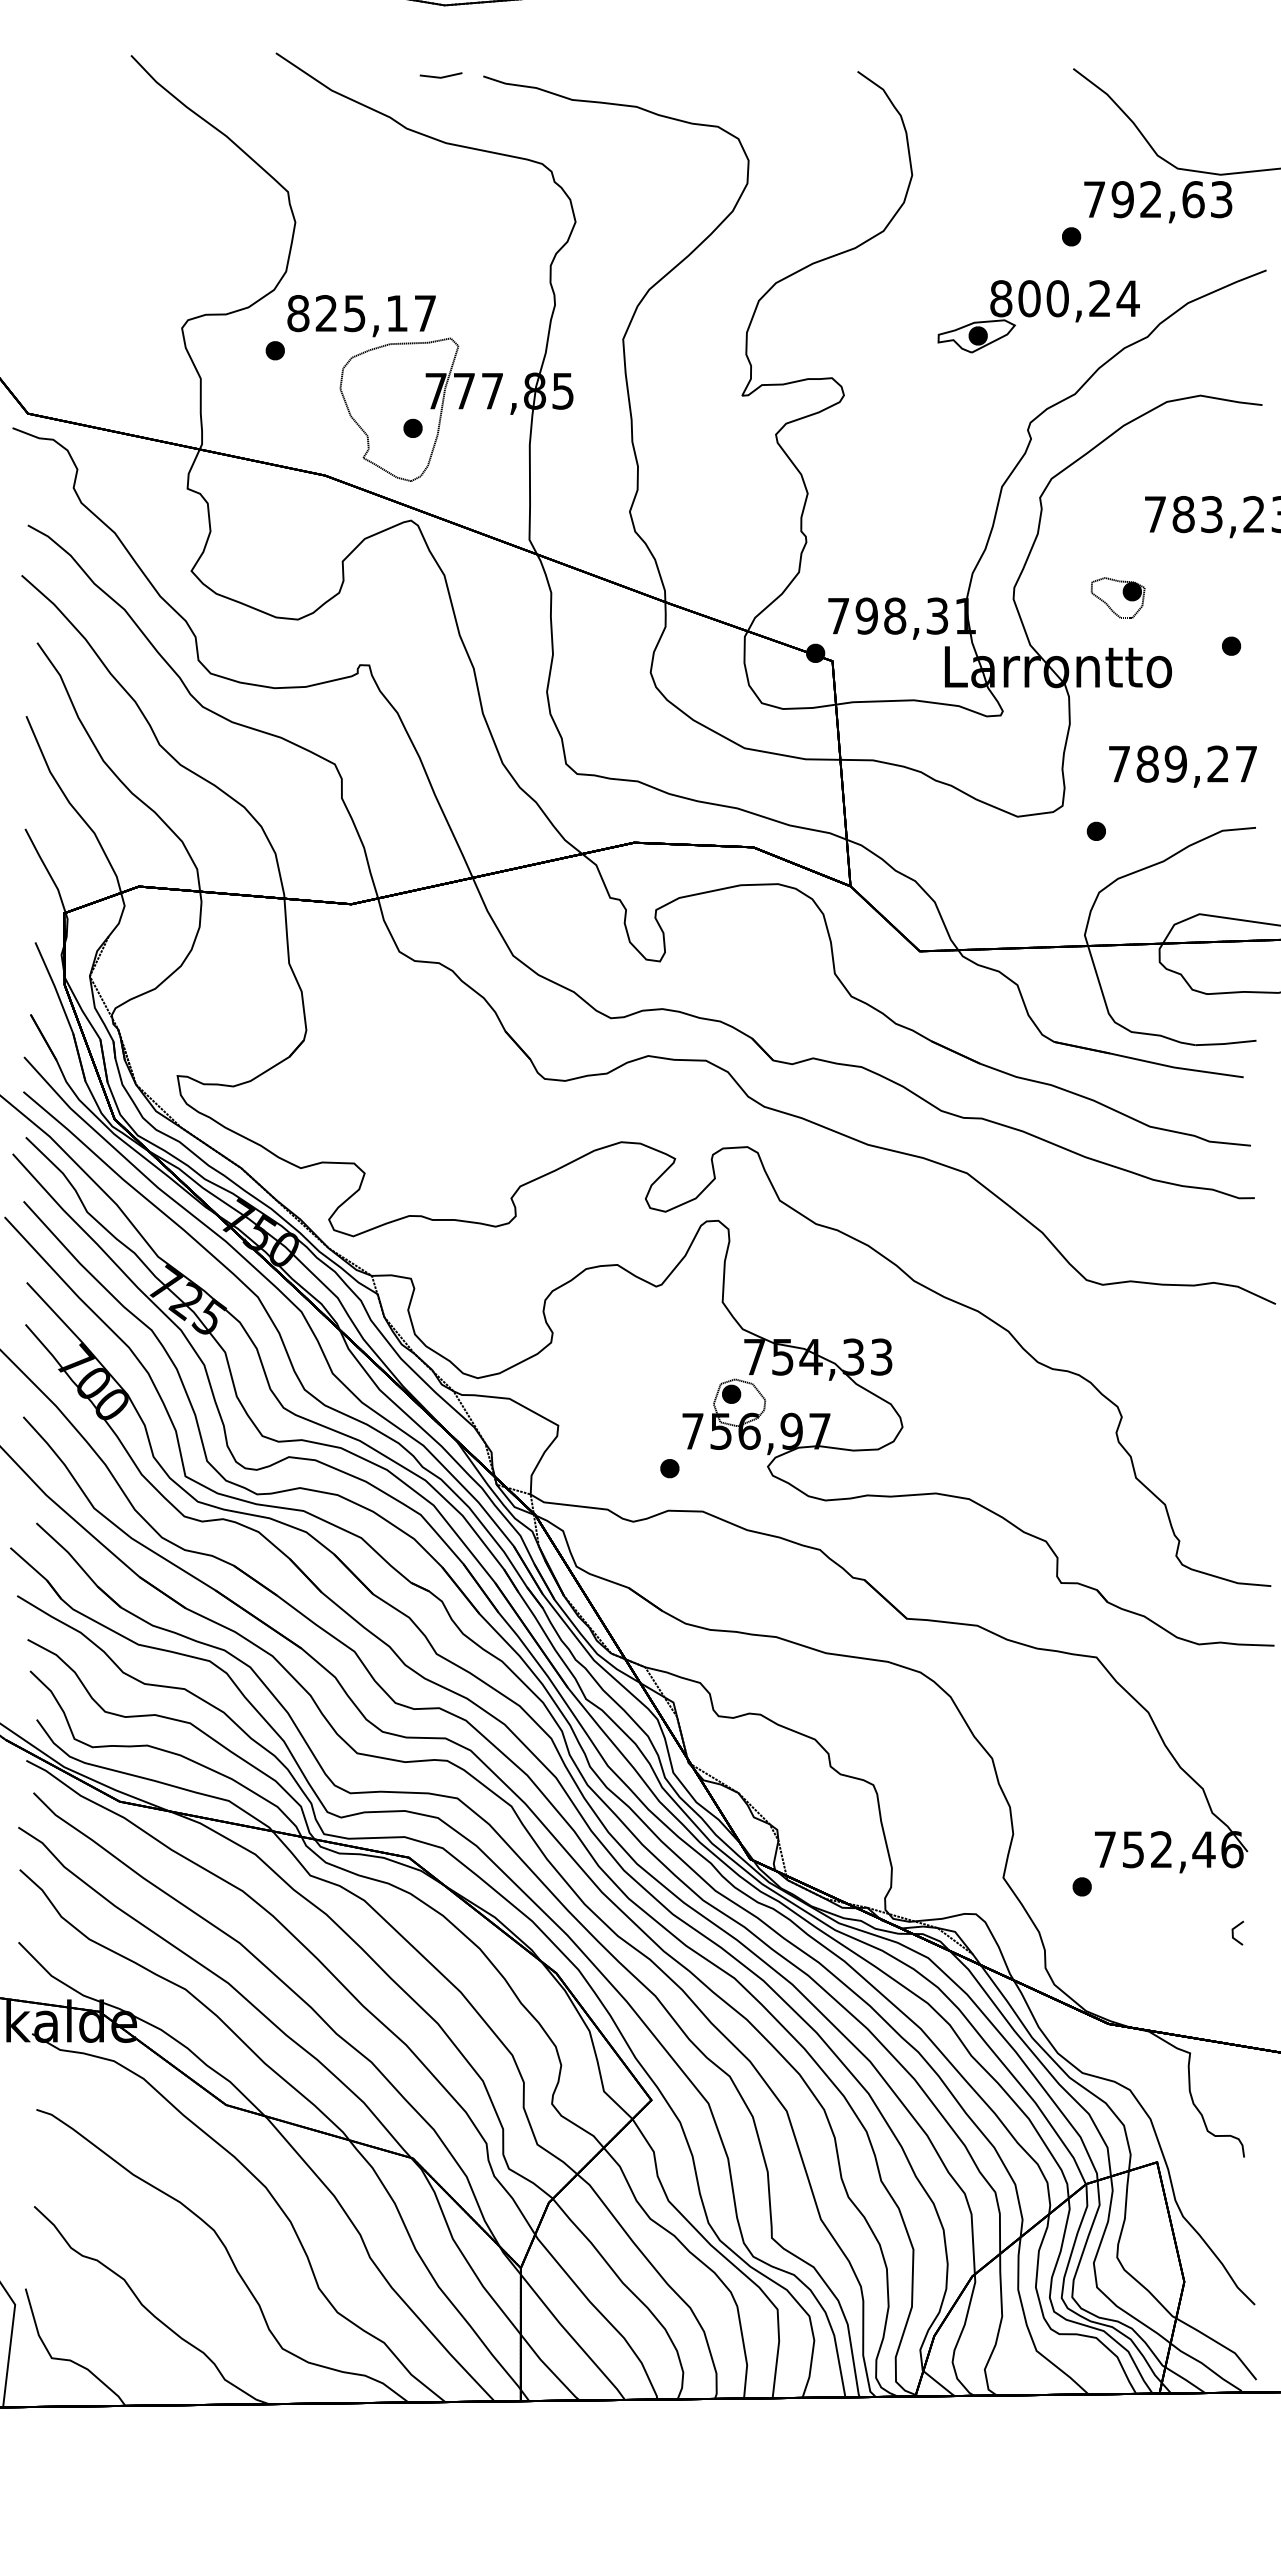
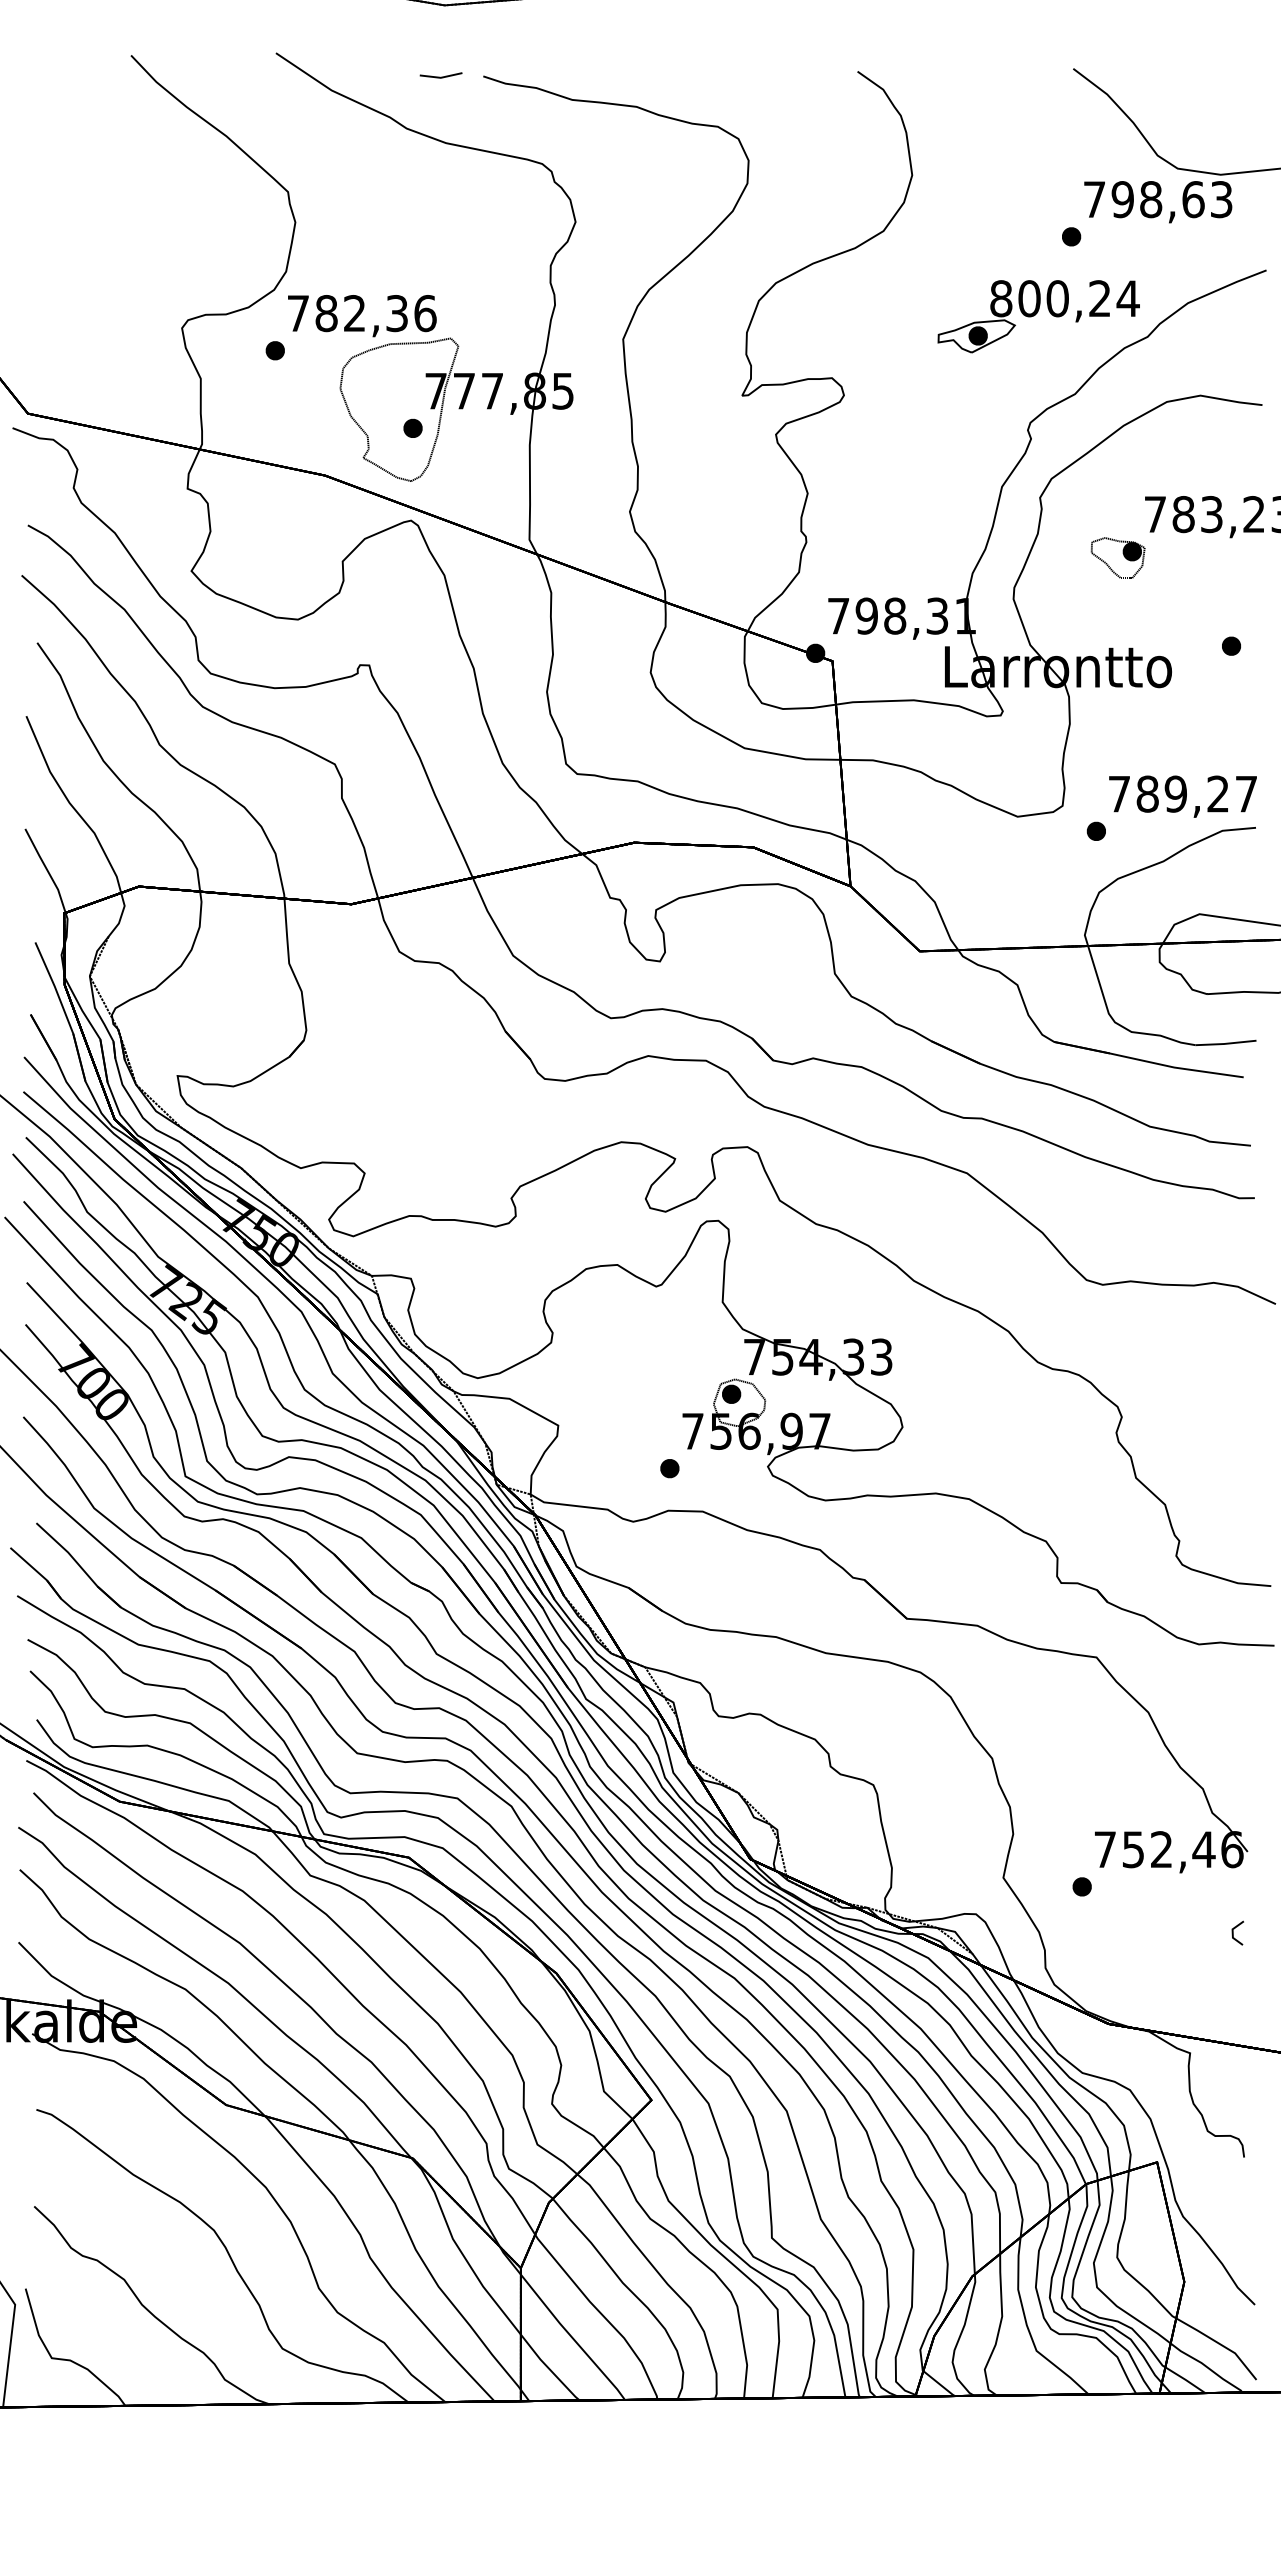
text: 792,63 -> 798,63 (1151, 199)
text: 825,17 -> 782,36 (361, 313)
part position: (1123, 596) -> (1123, 556) (1123, 556)
text position: (1182, 766) -> (1182, 796) (1182, 796)
